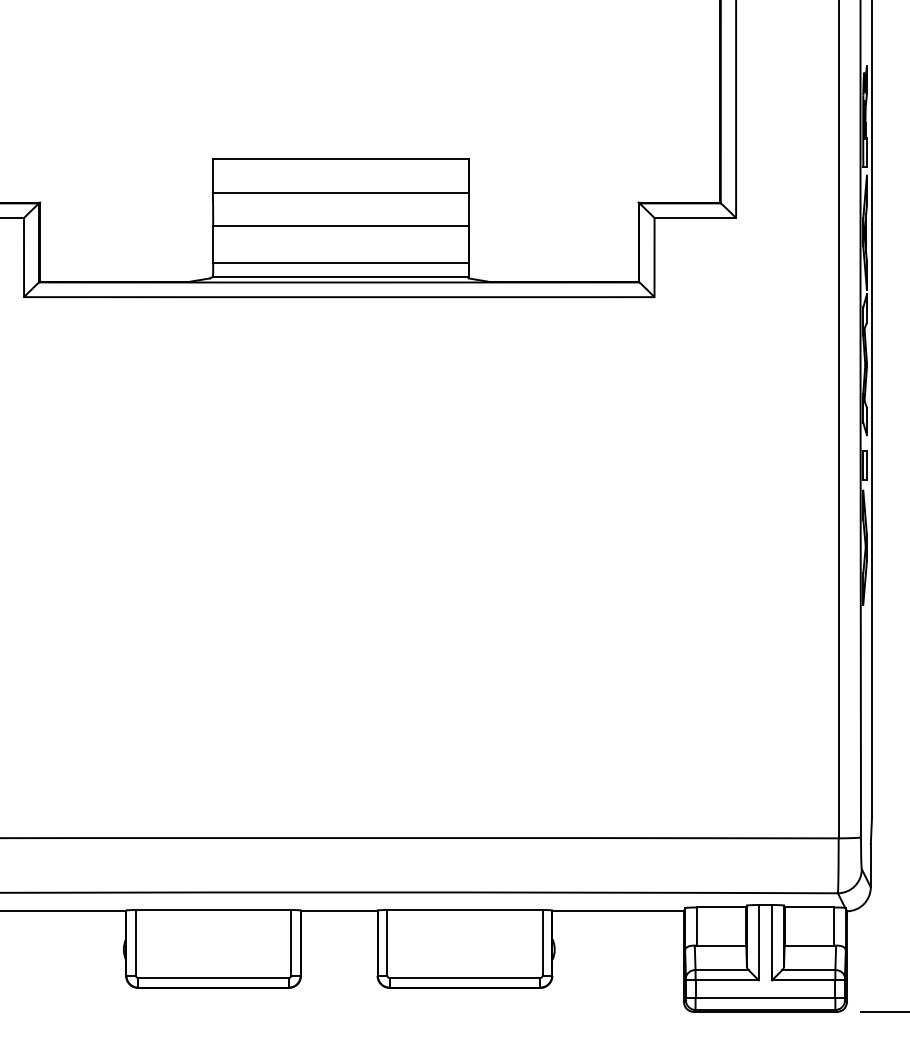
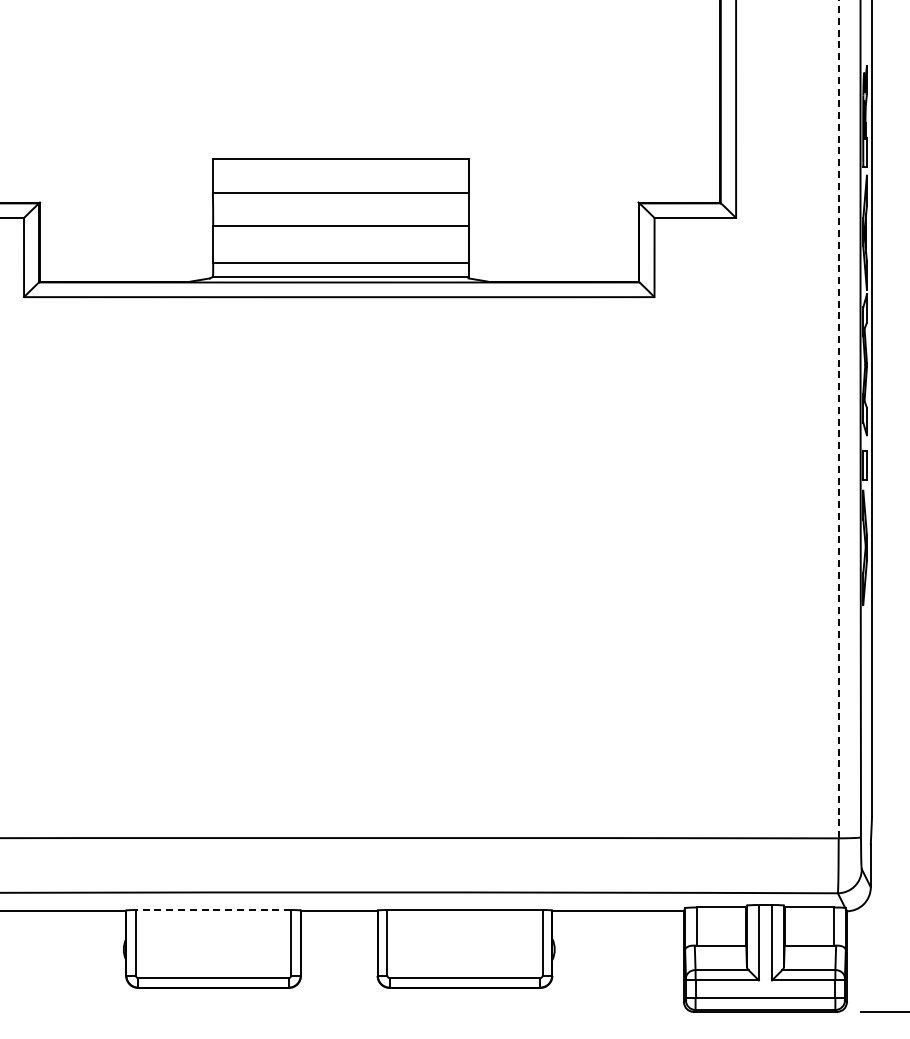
line: solid -> dashed (838, 419)
line: solid -> dashed (213, 910)
